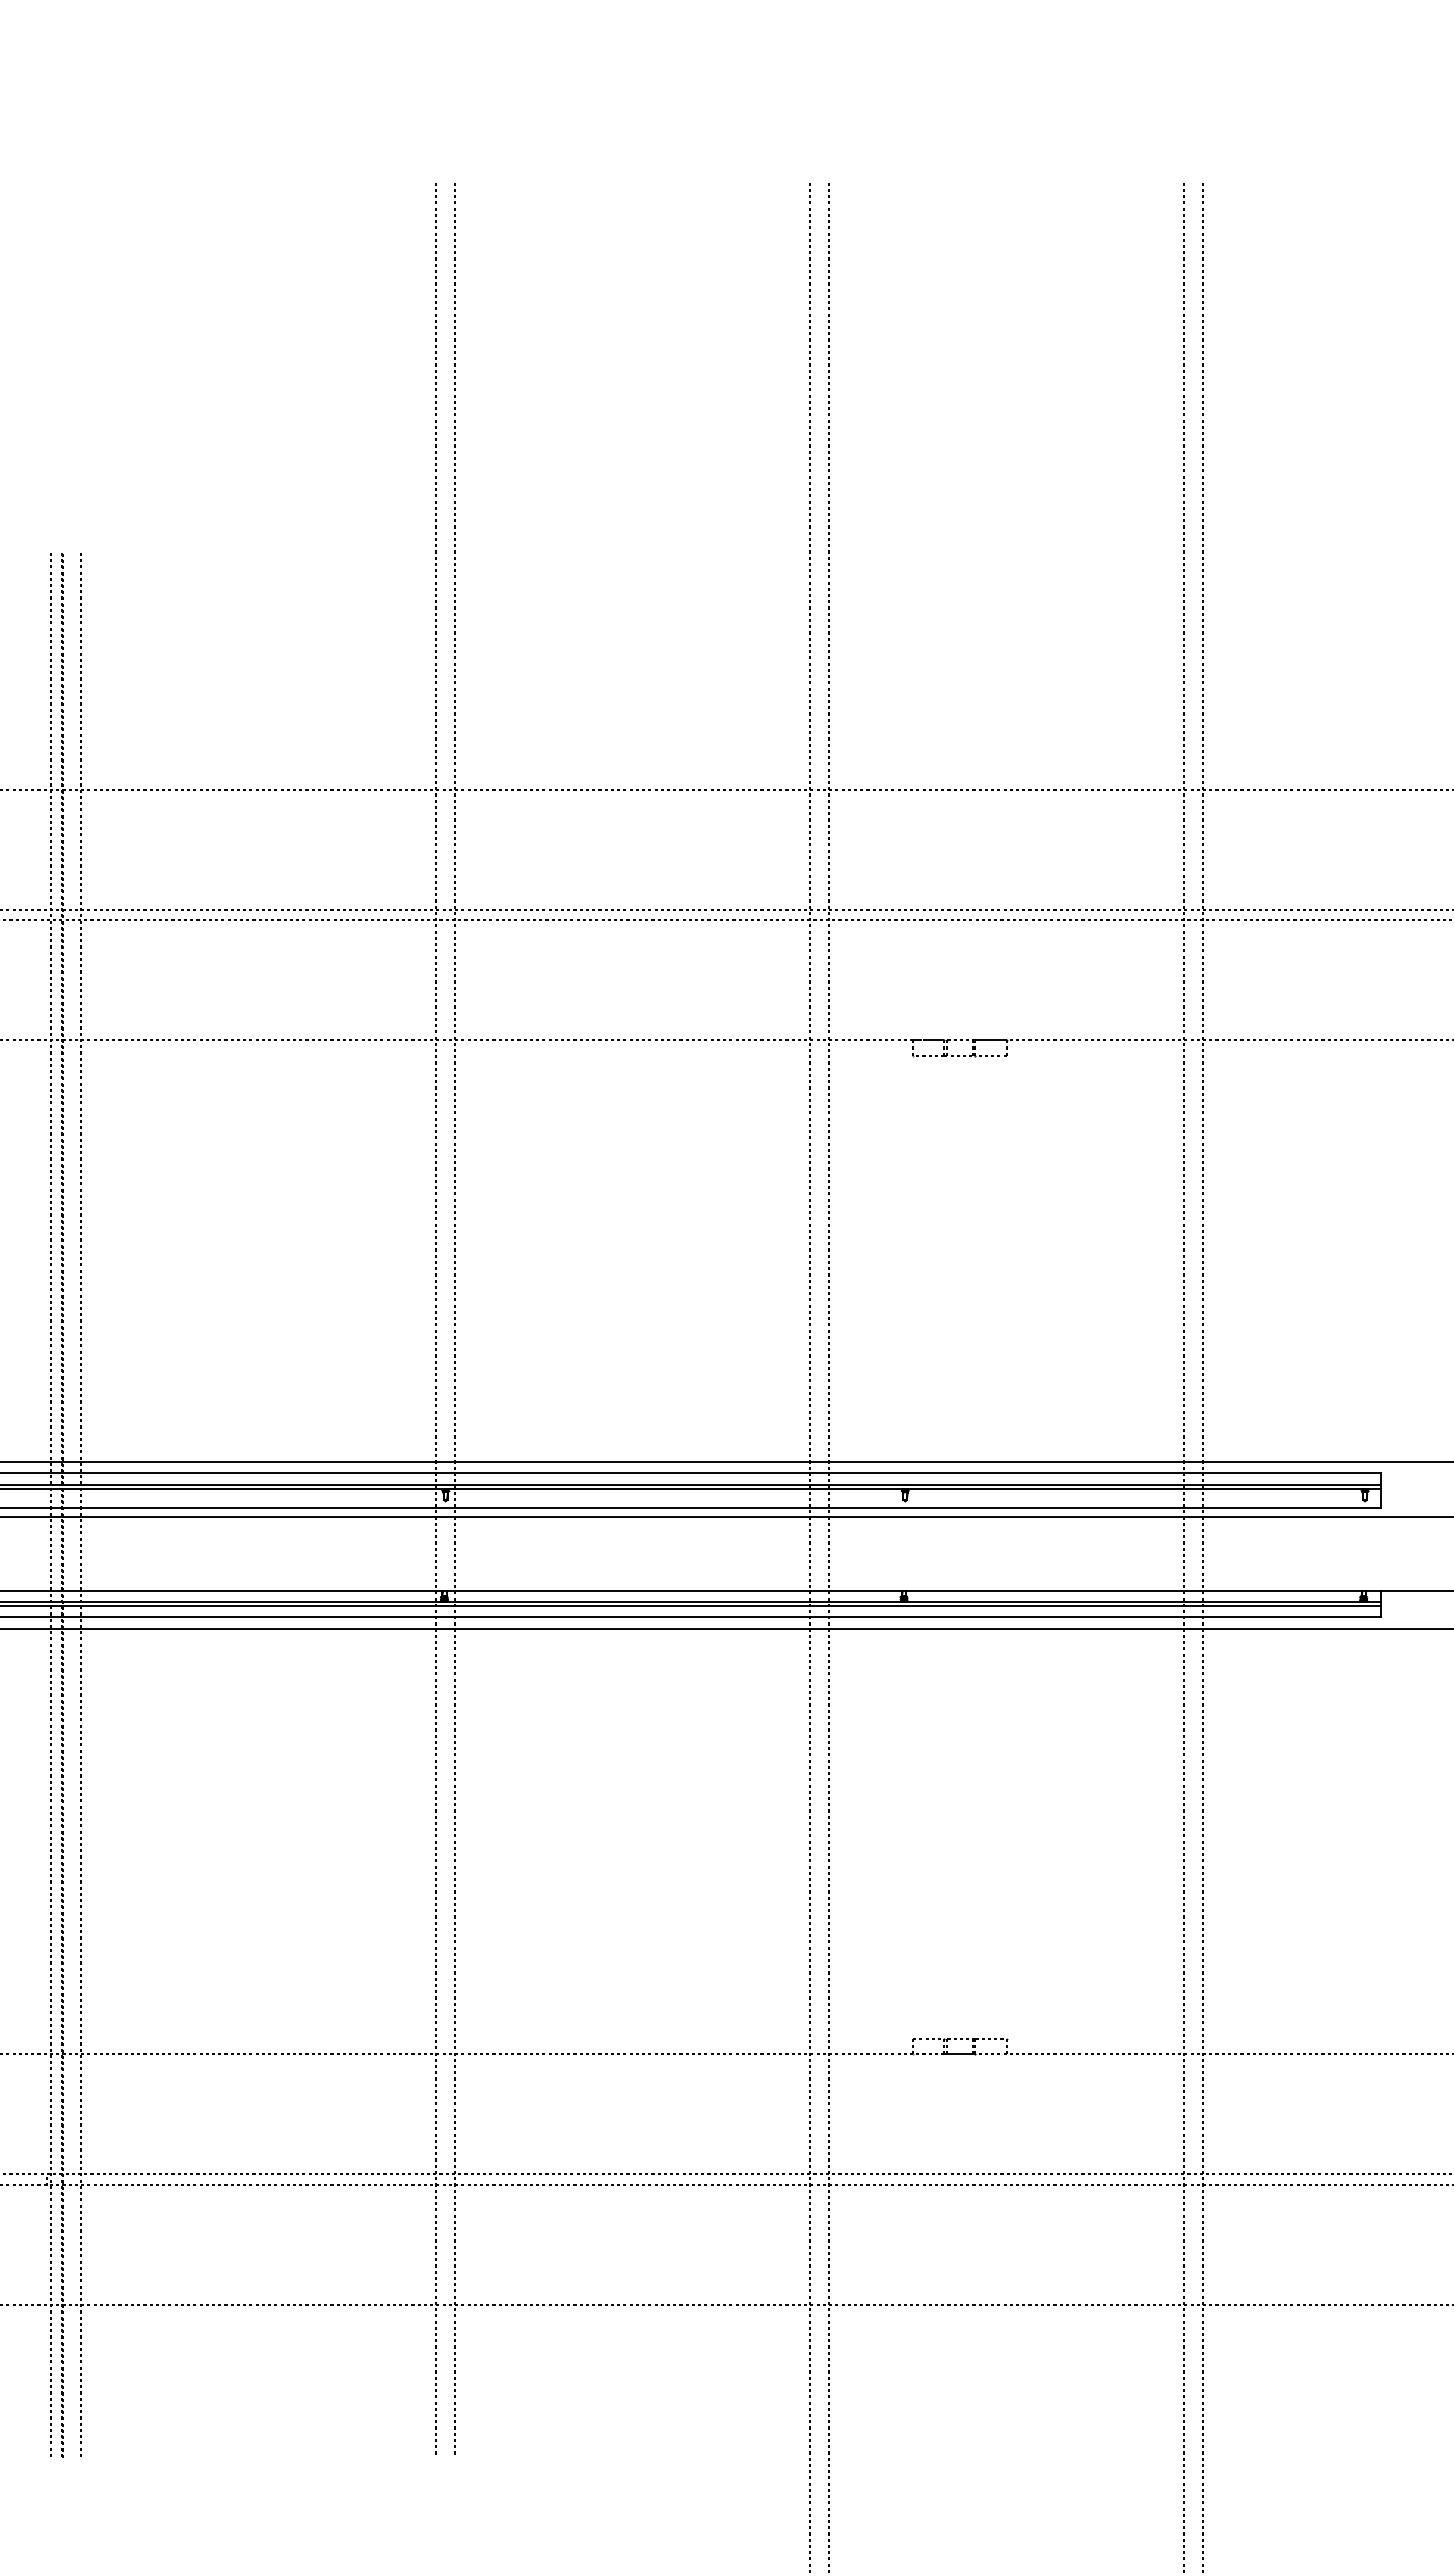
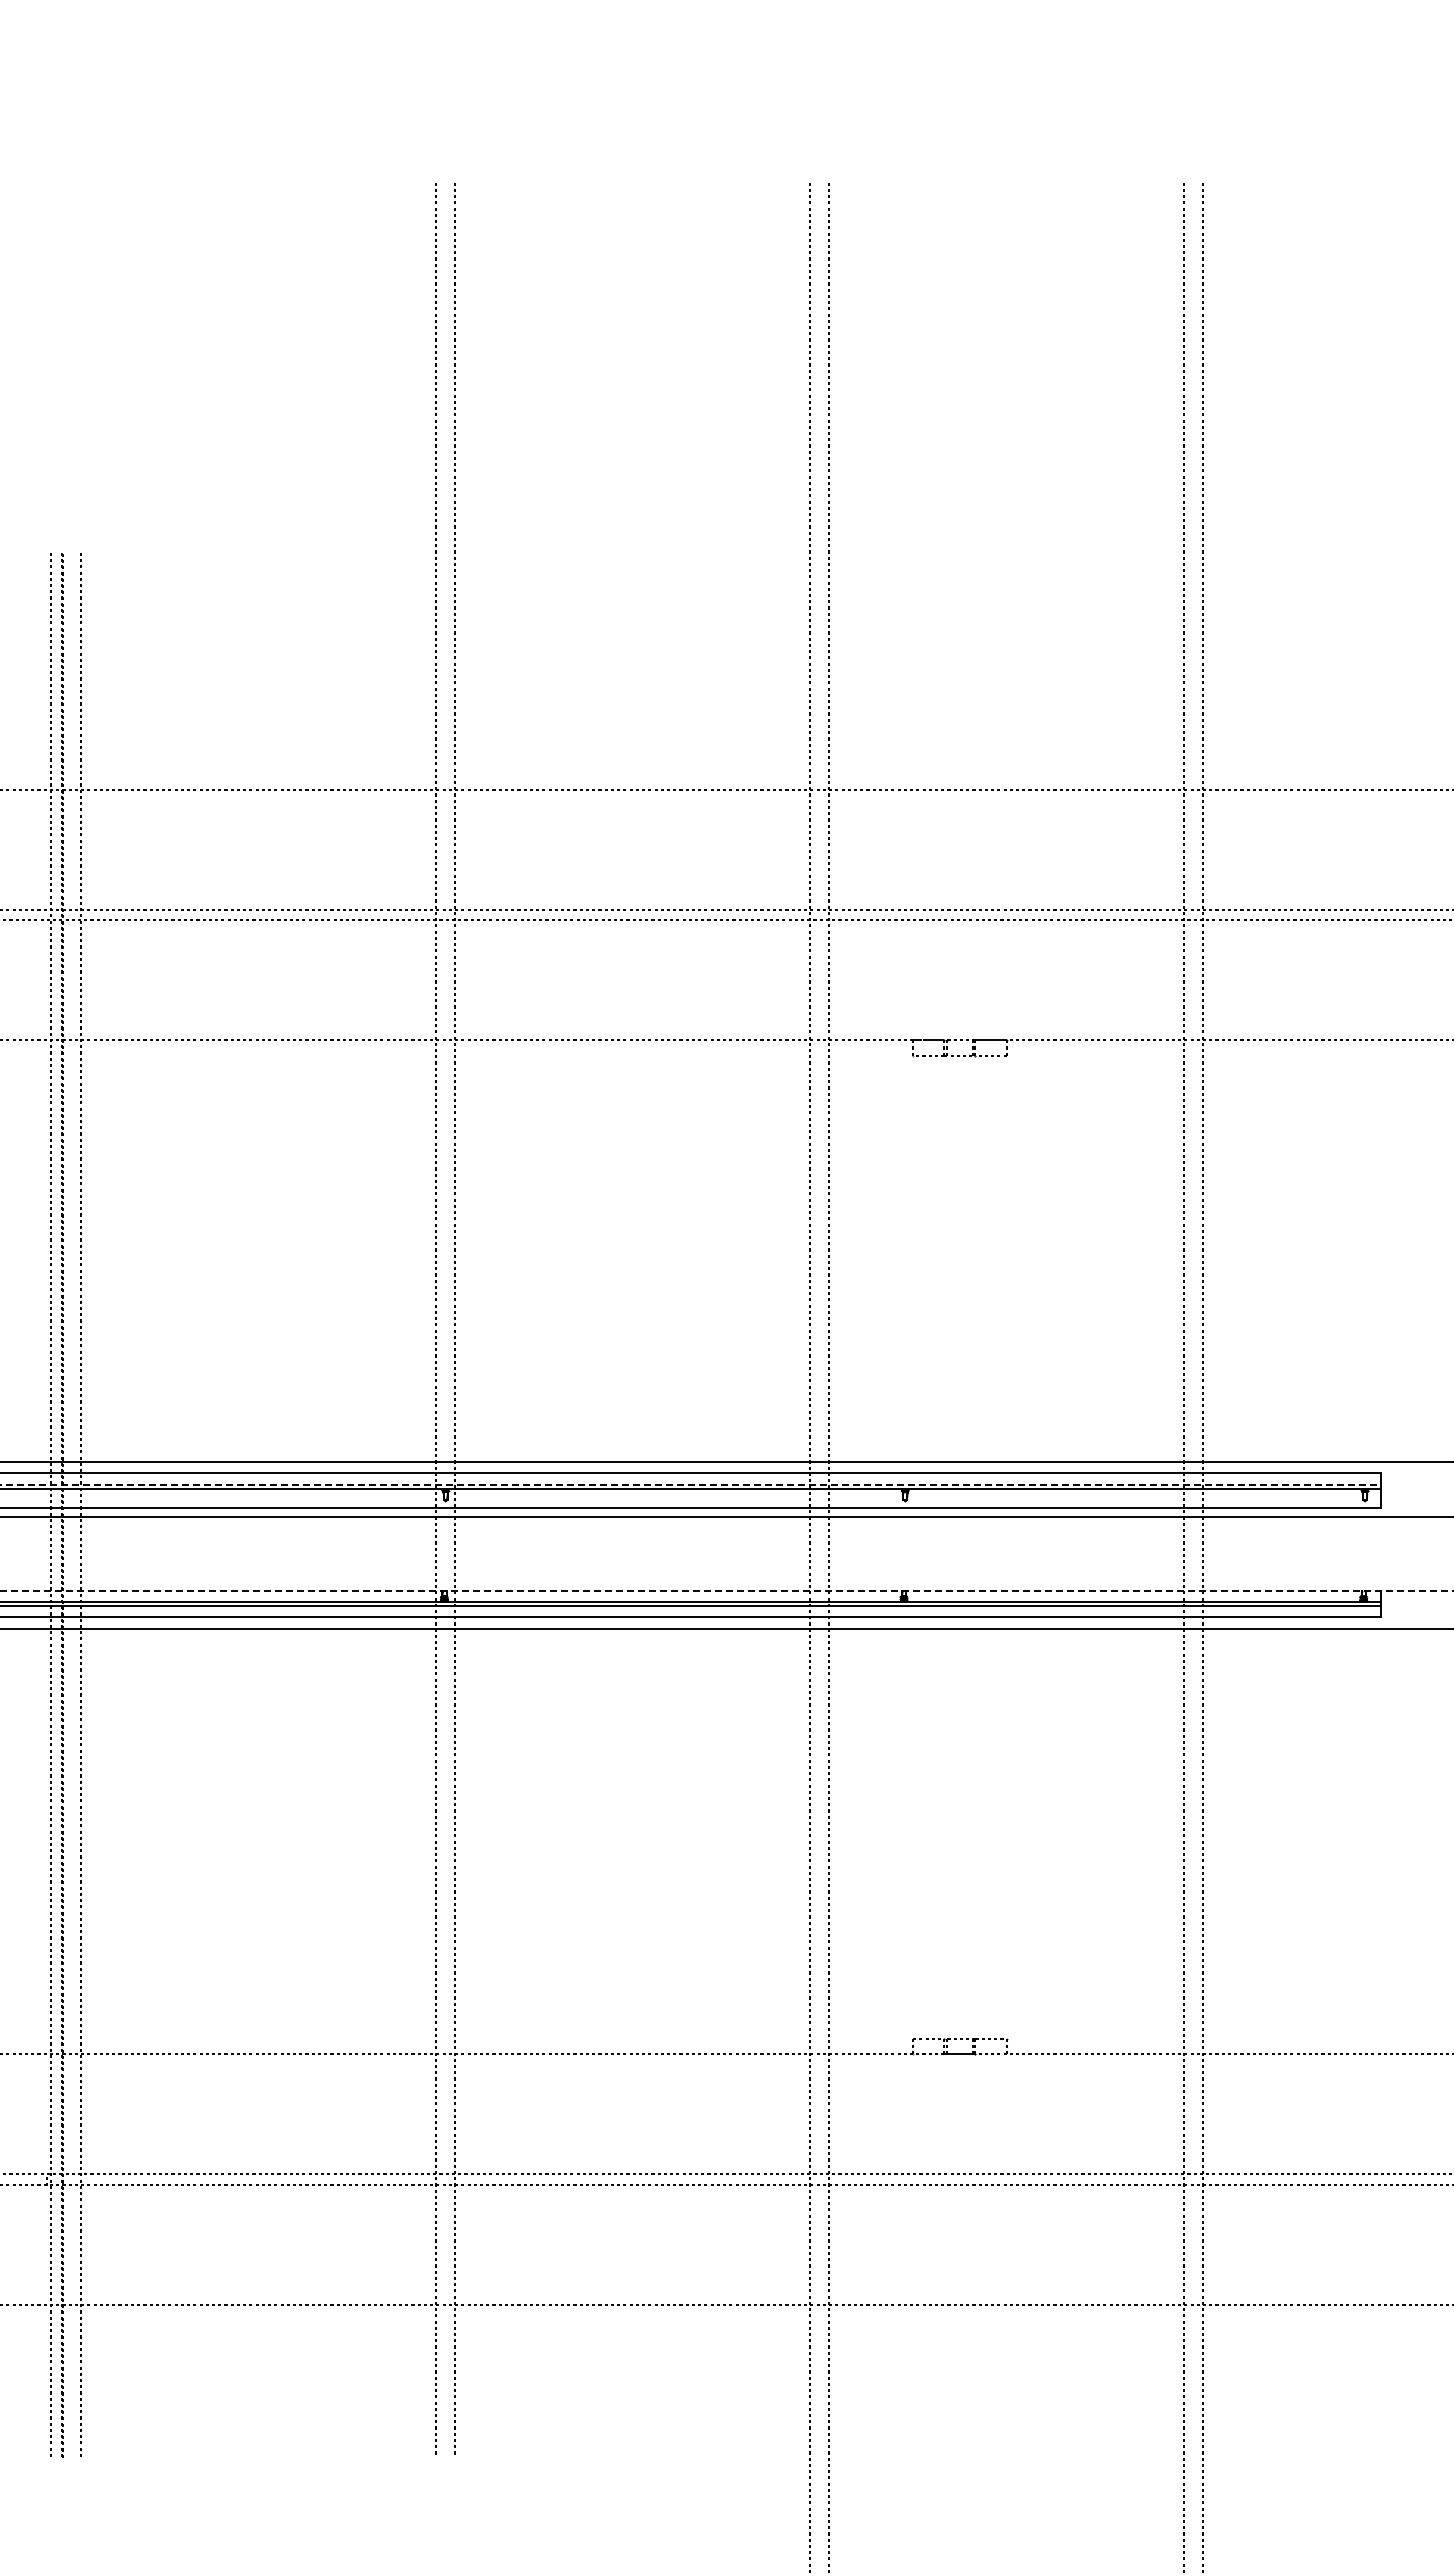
line: solid -> dashed (690, 1484)
line: solid -> dashed (726, 1591)
